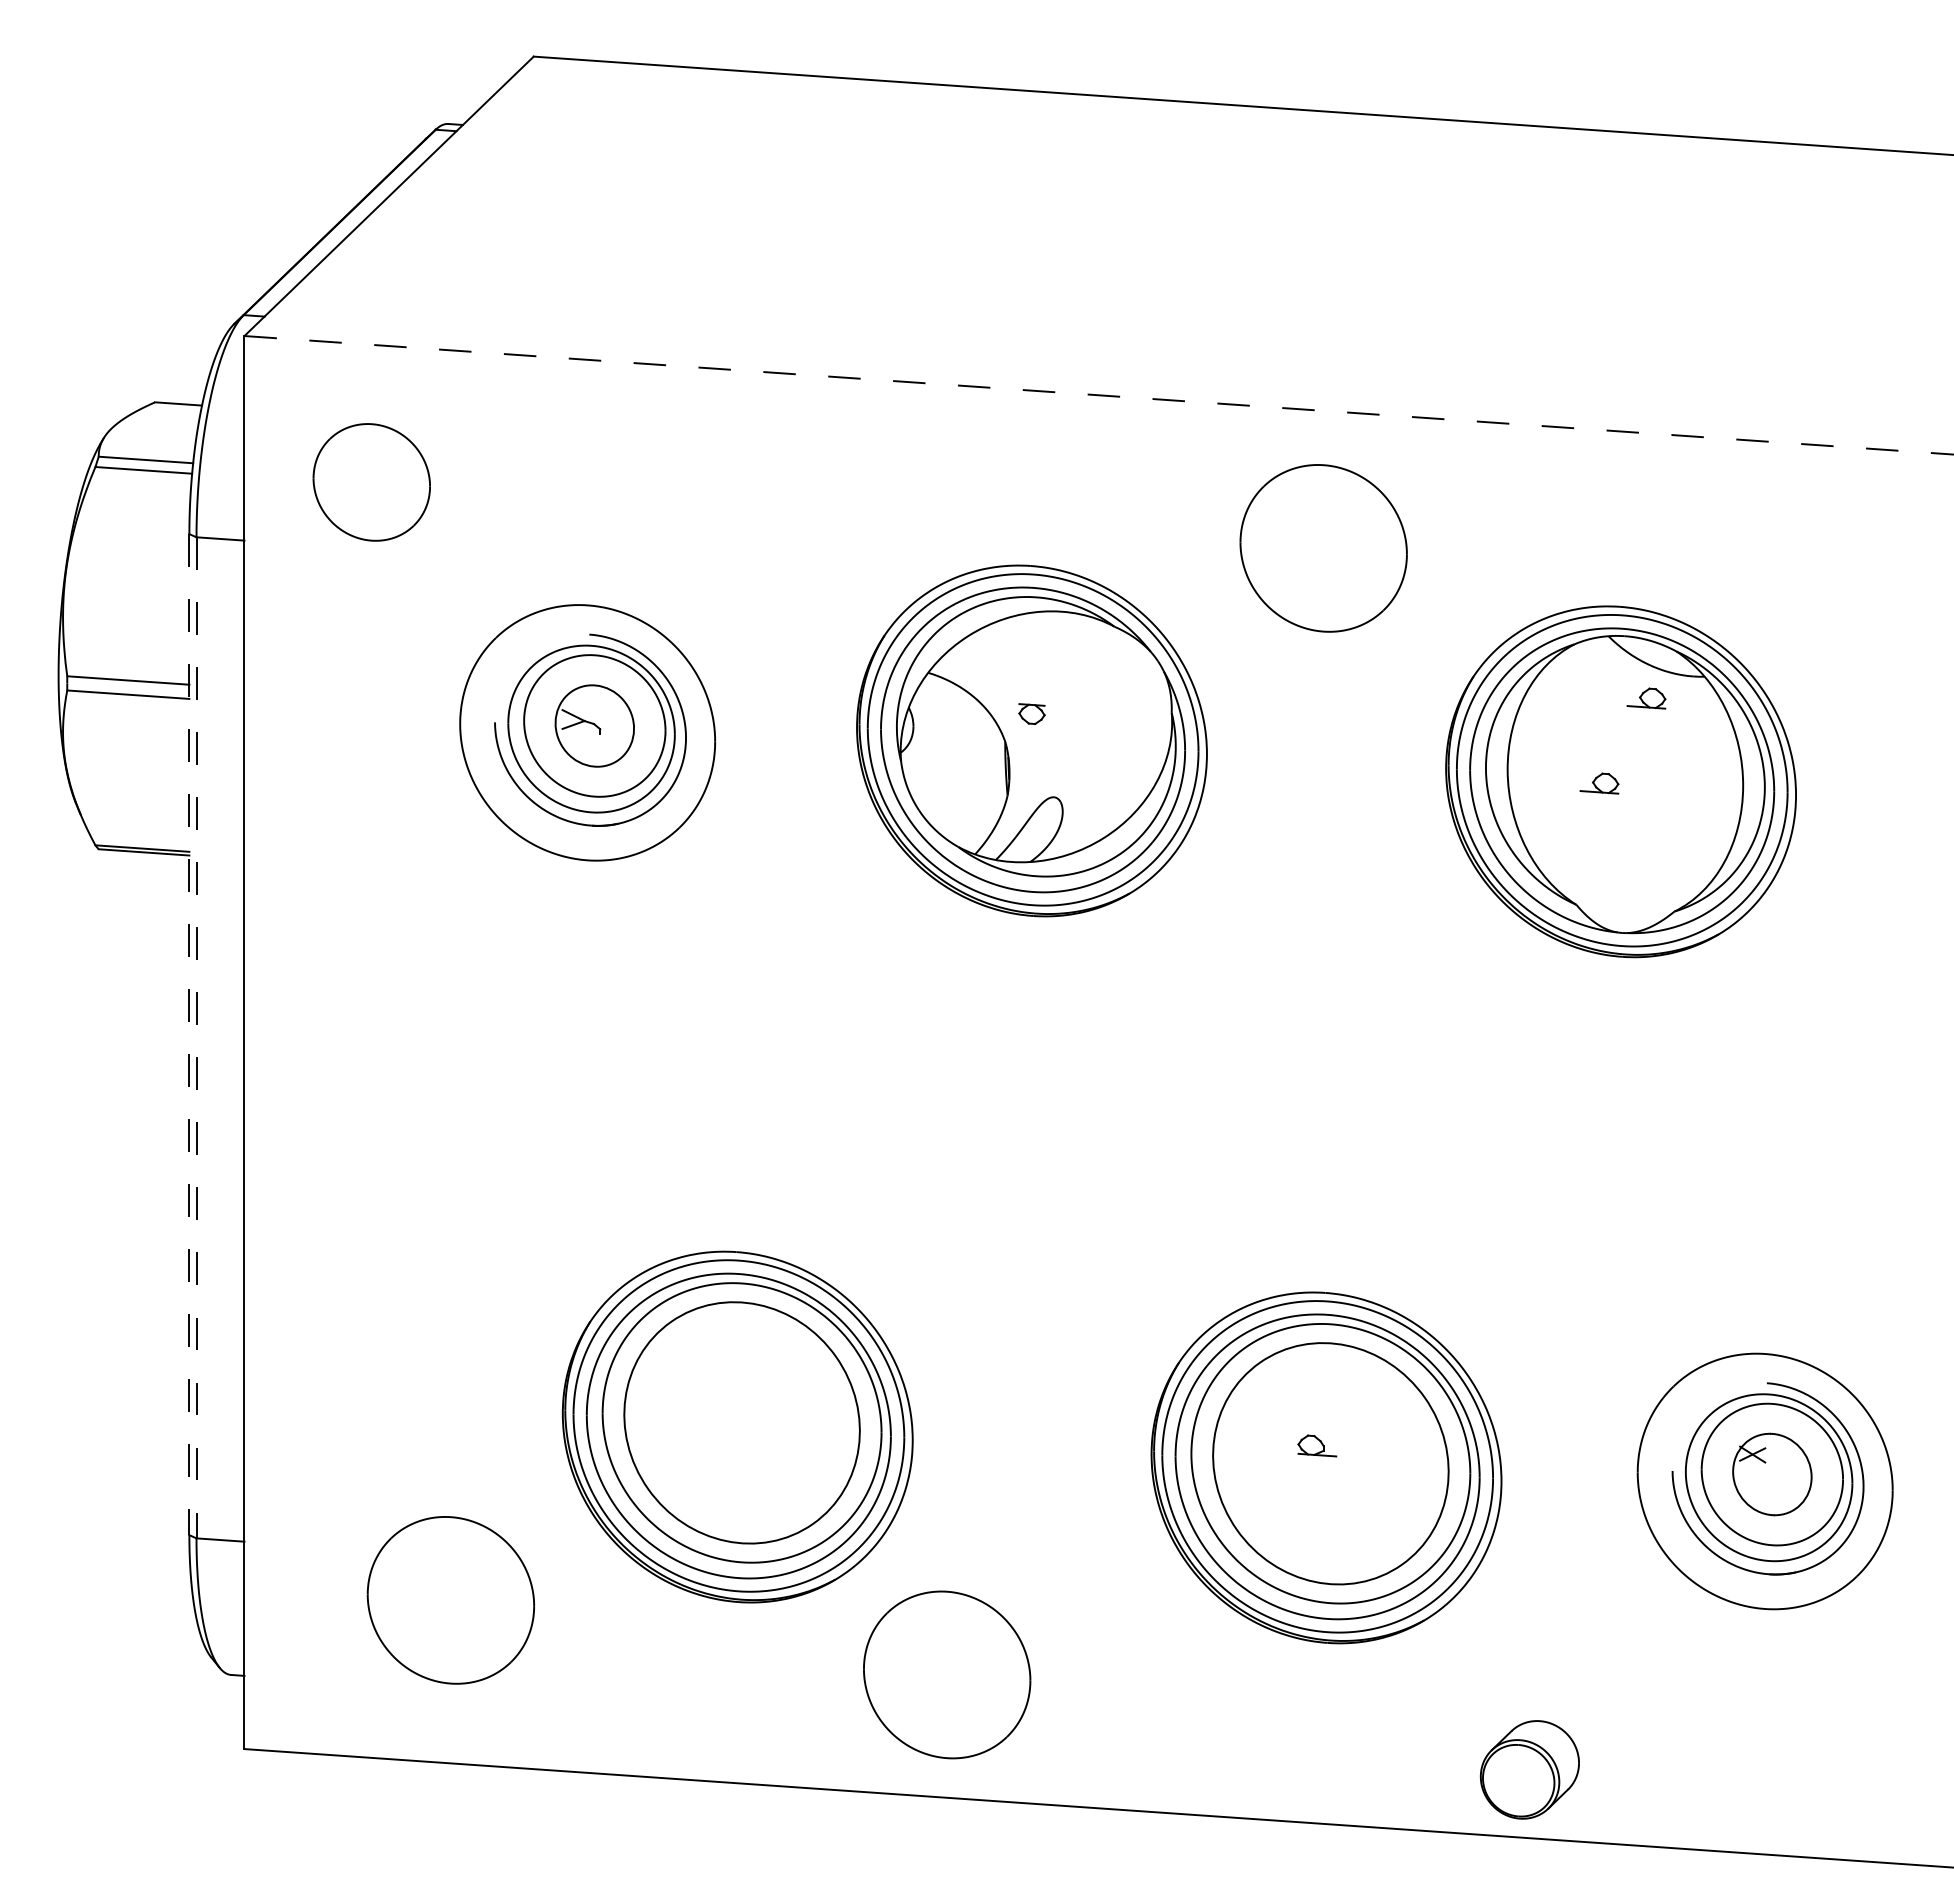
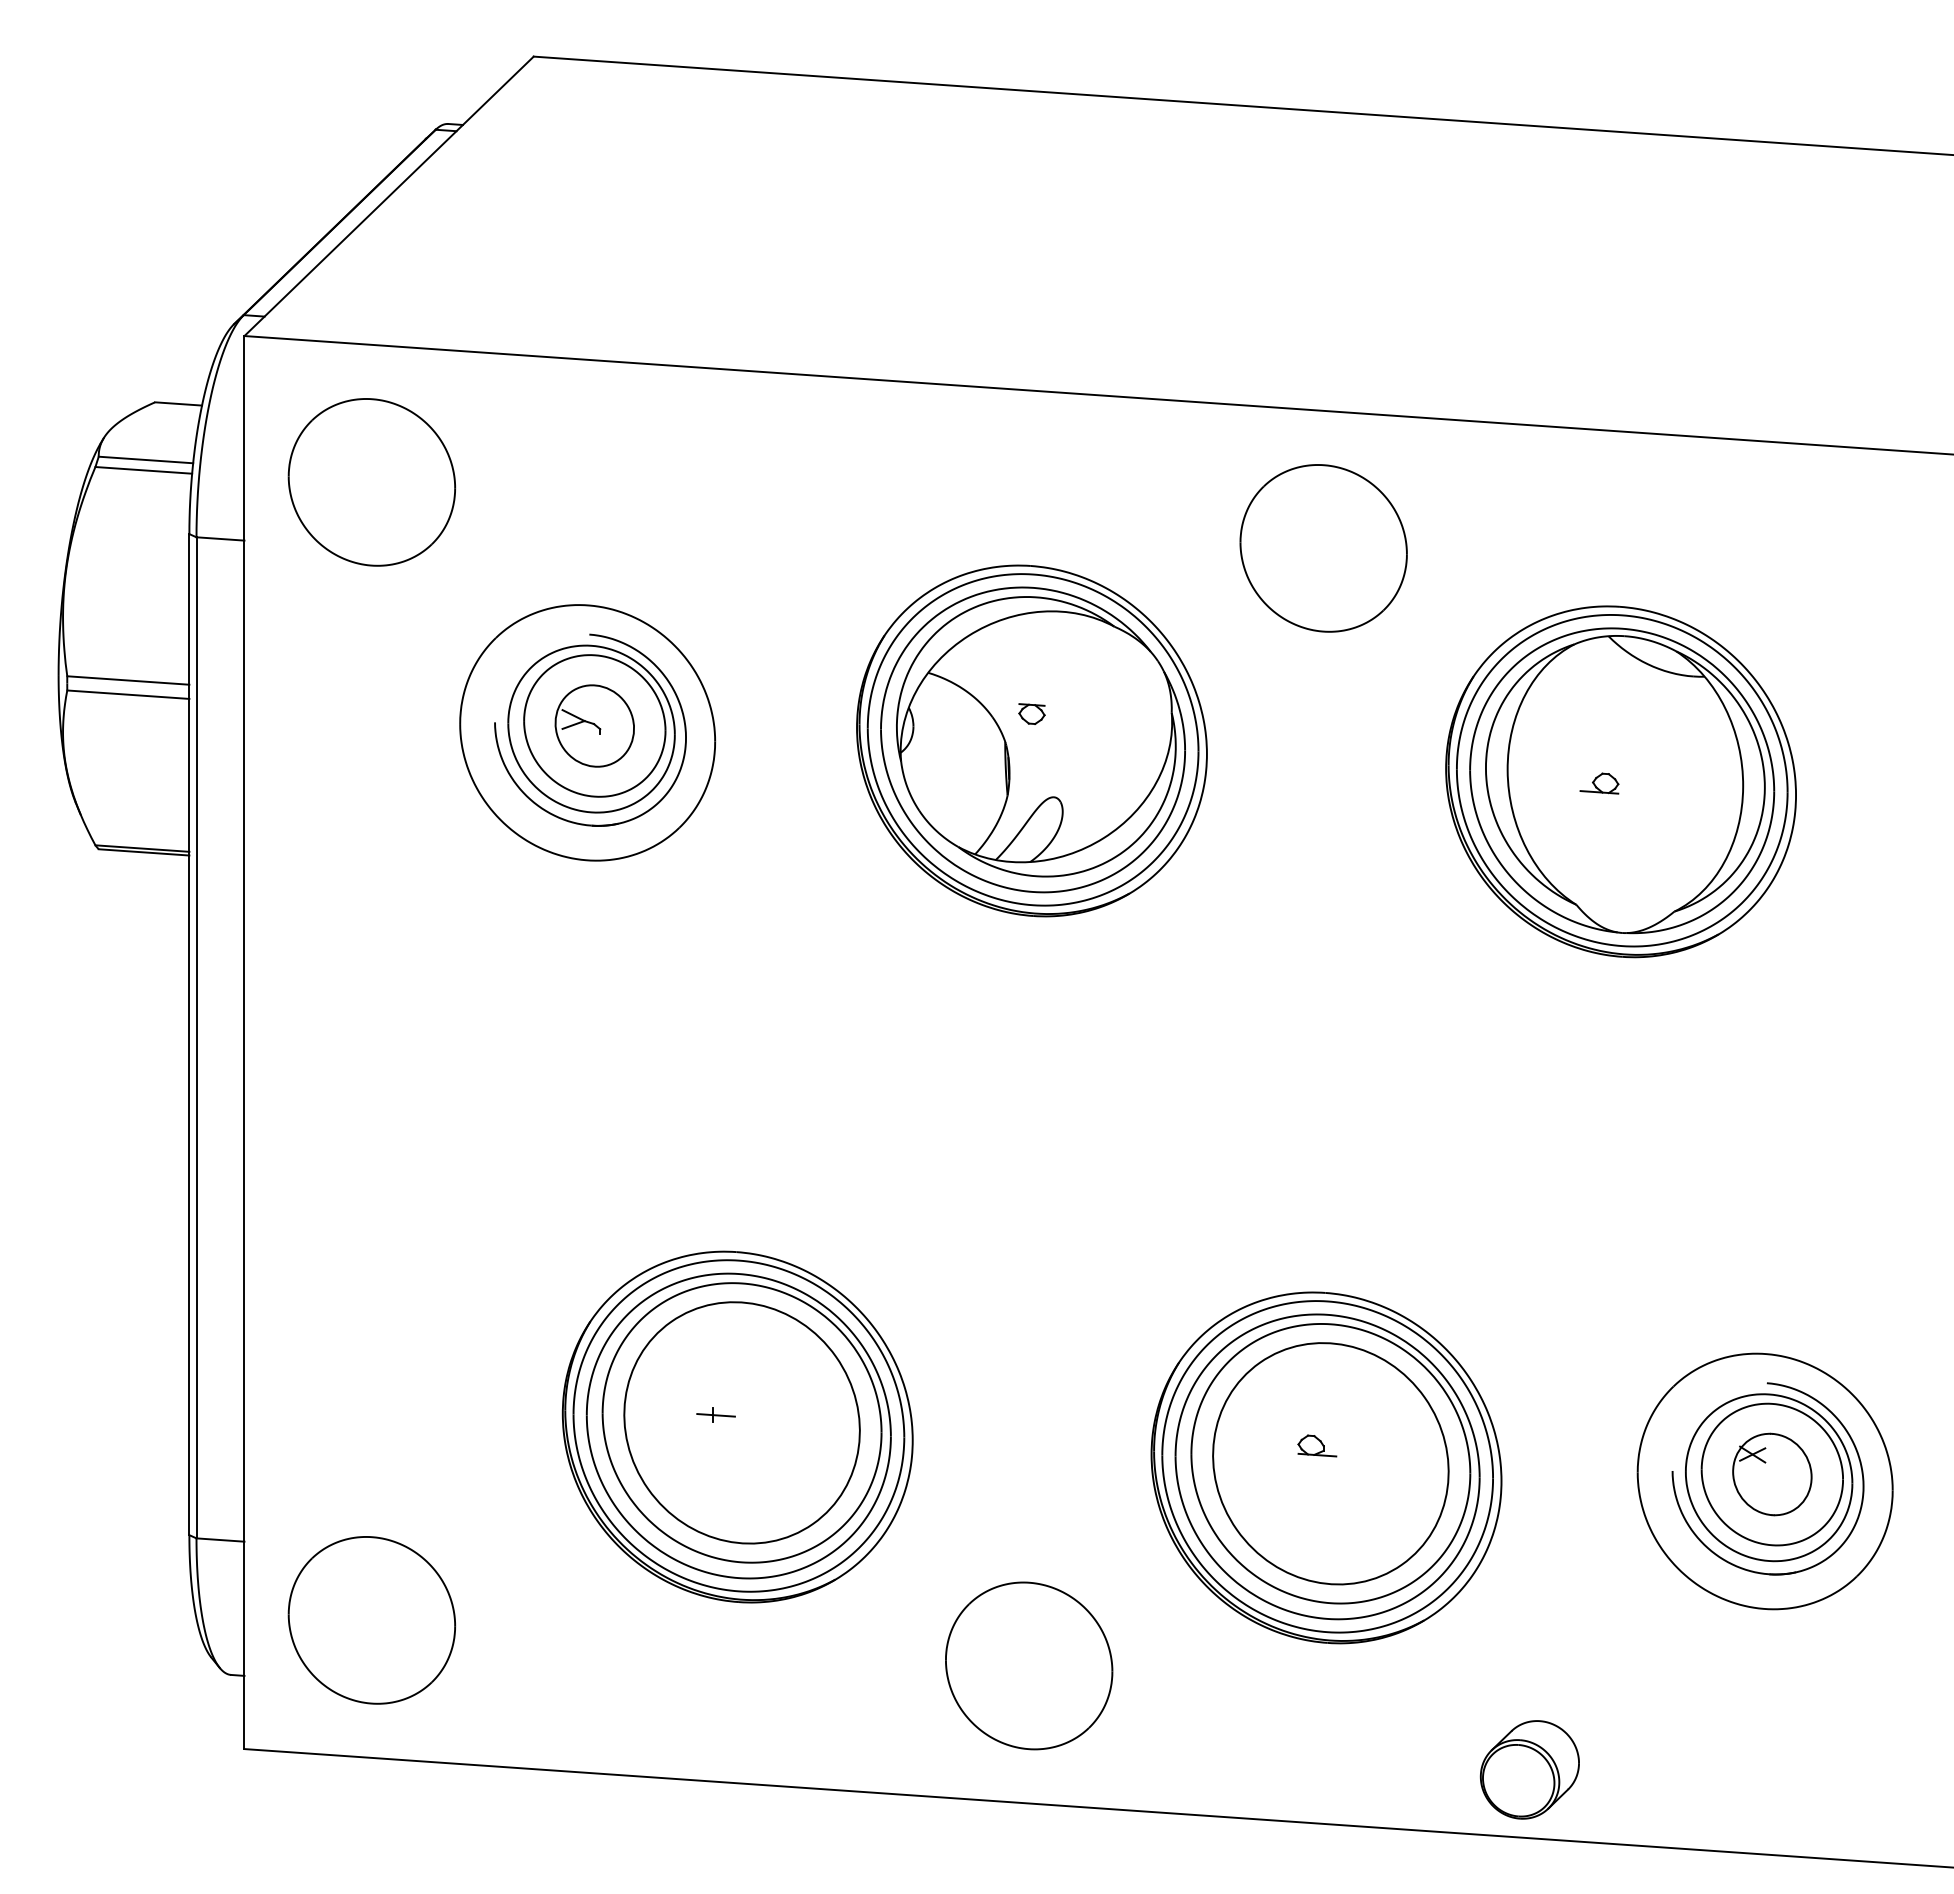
line: dashed -> solid (1099, 395)
part size: 119x119 px -> 169x169 px (371, 482)
part: present -> none (1646, 698)
line: dashed -> solid (189, 1034)
line: dashed -> solid (196, 1037)
part: none -> present (715, 1414)
part position: (450, 1600) -> (371, 1620) (371, 1620)
part position: (947, 1674) -> (1029, 1665) (1029, 1665)
